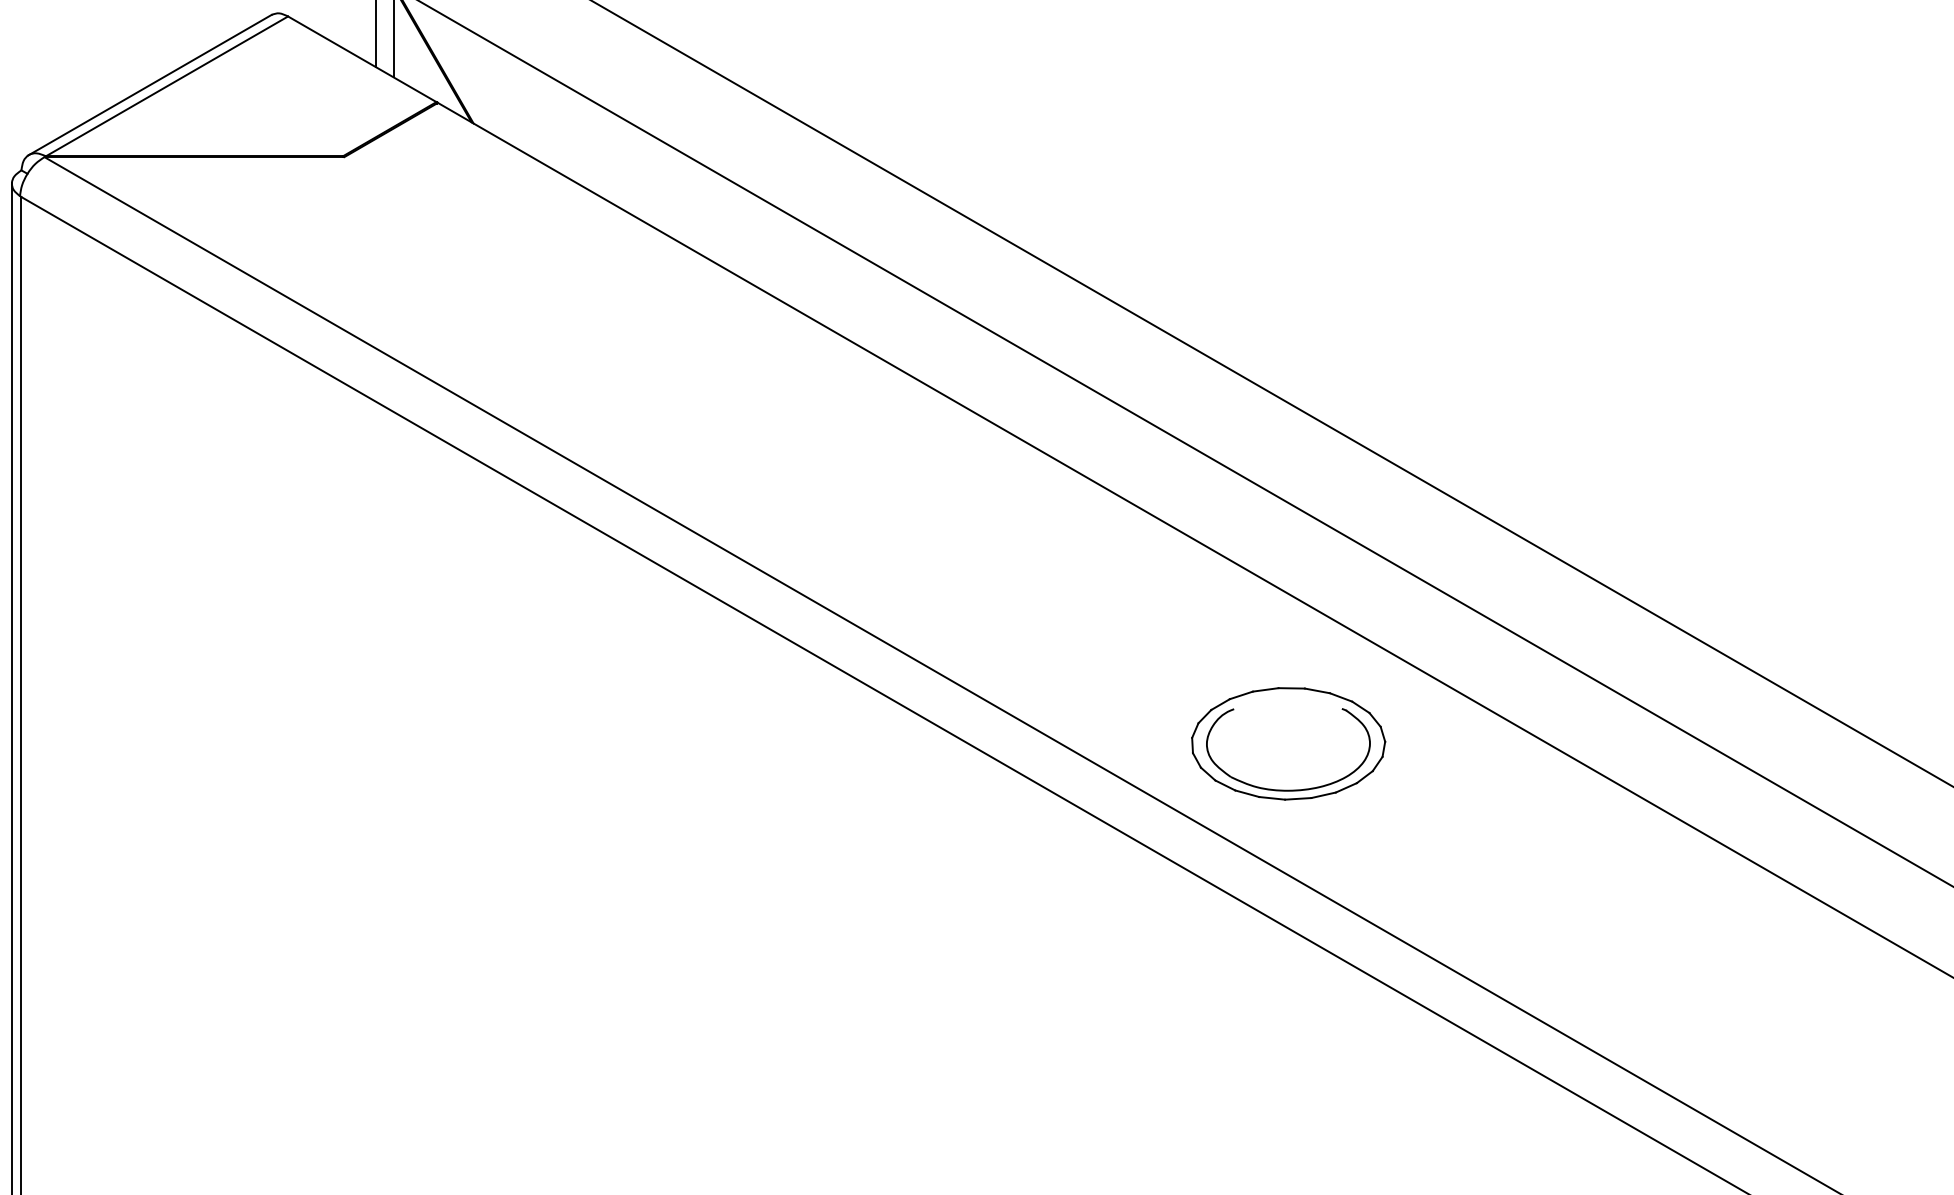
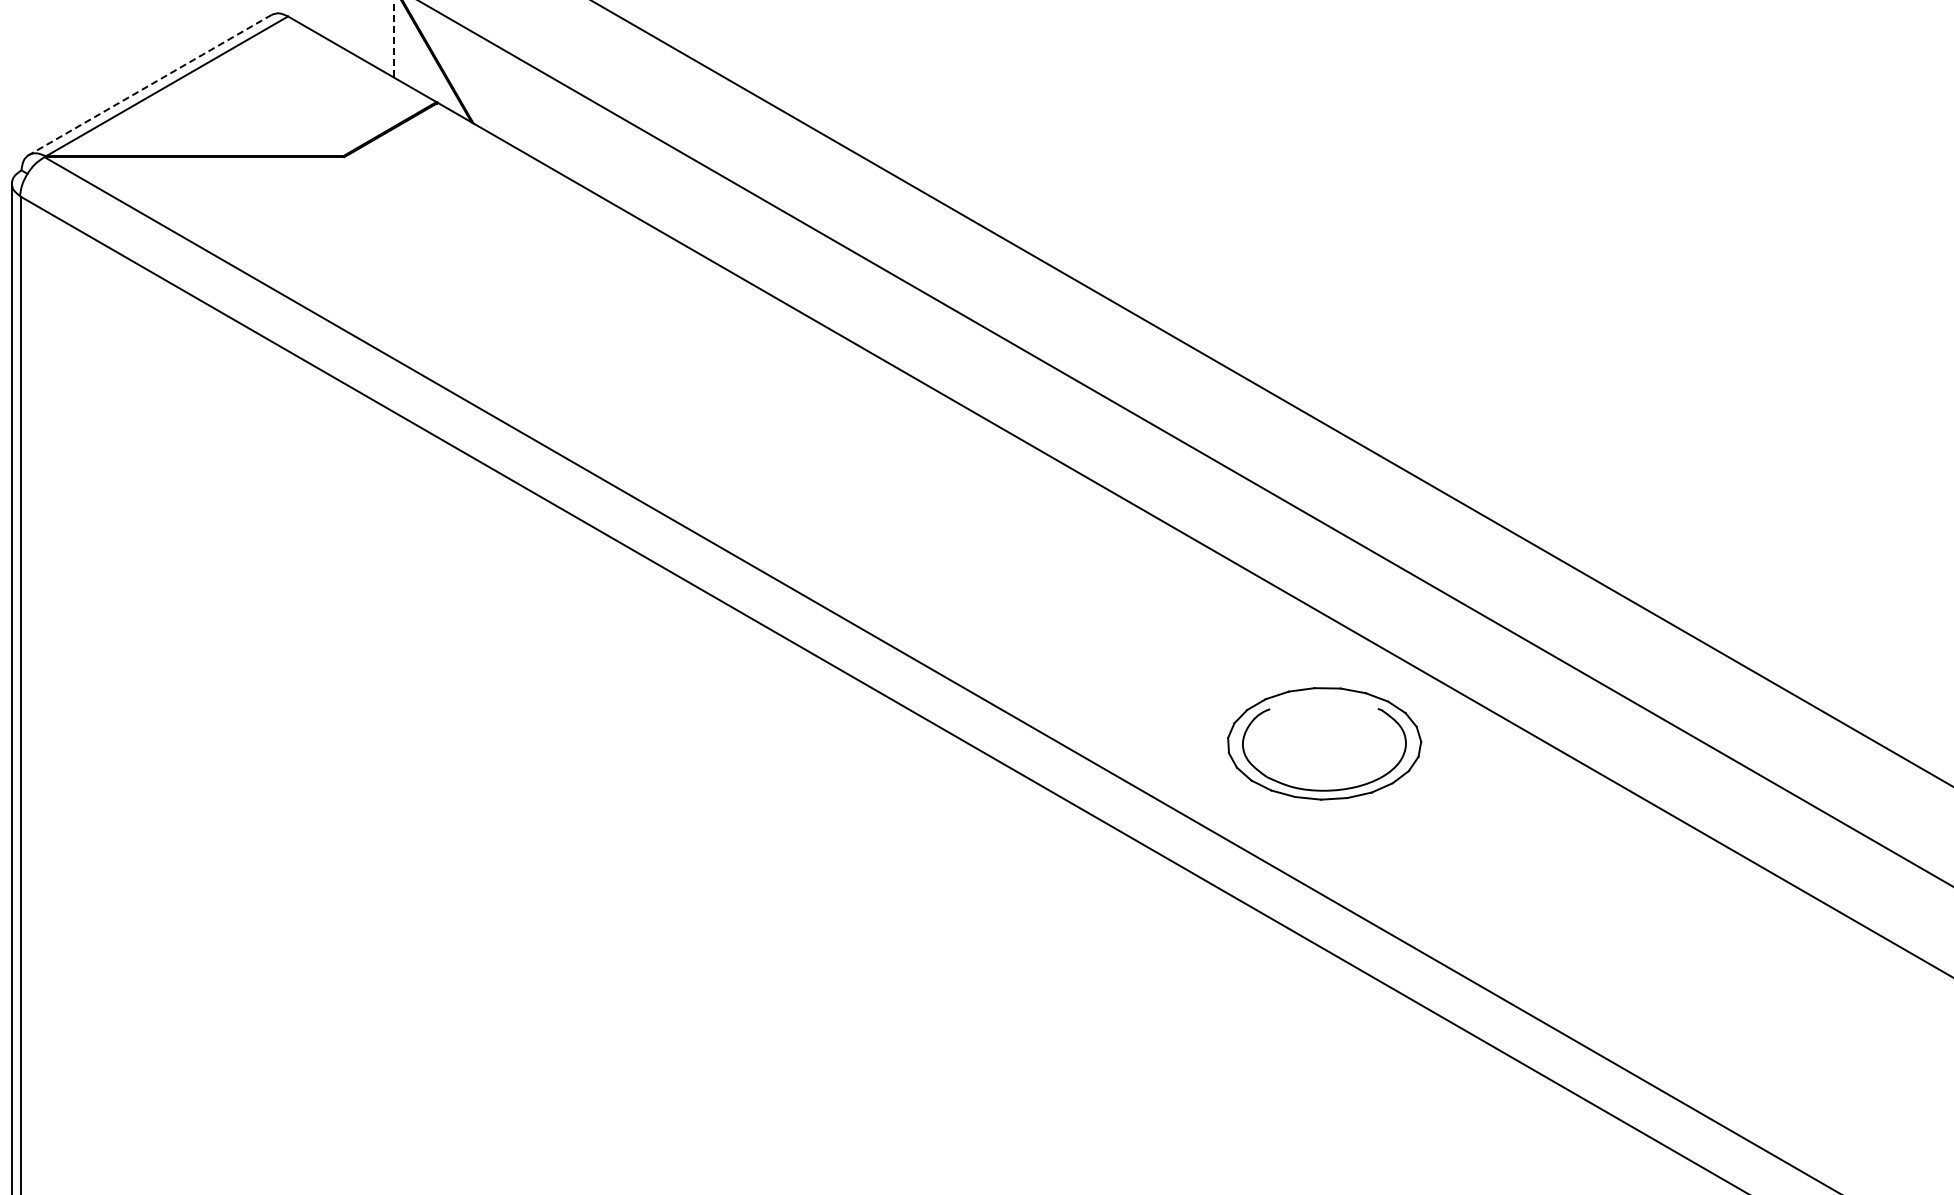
line: present -> none (375, 34)
line: solid -> dashed (393, 38)
line: solid -> dashed (149, 85)
part position: (1288, 743) -> (1324, 743) (1324, 743)
